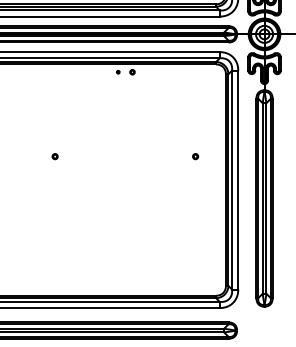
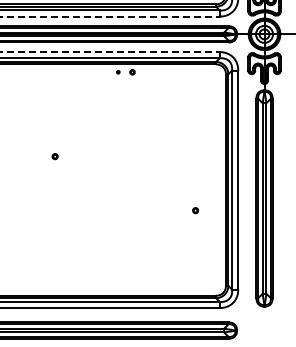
line: solid -> dashed (109, 16)
line: solid -> dashed (109, 52)
part position: (195, 156) -> (195, 210) (195, 210)
